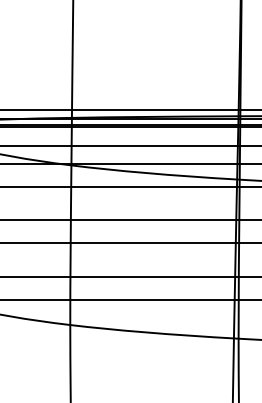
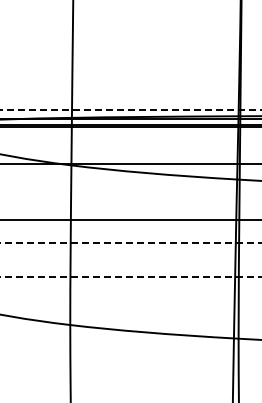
line: solid -> dashed (130, 110)
line: present -> none (130, 145)
line: present -> none (130, 186)
line: solid -> dashed (131, 243)
line: solid -> dashed (131, 277)
line: present -> none (130, 299)
